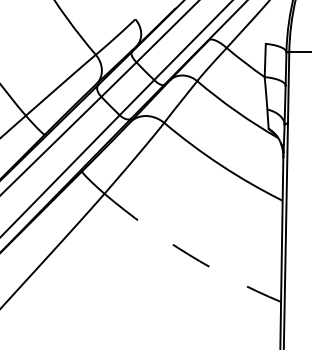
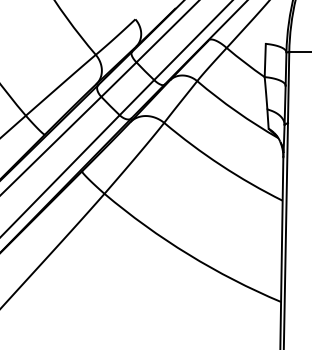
arc: dashed -> solid (188, 254)
